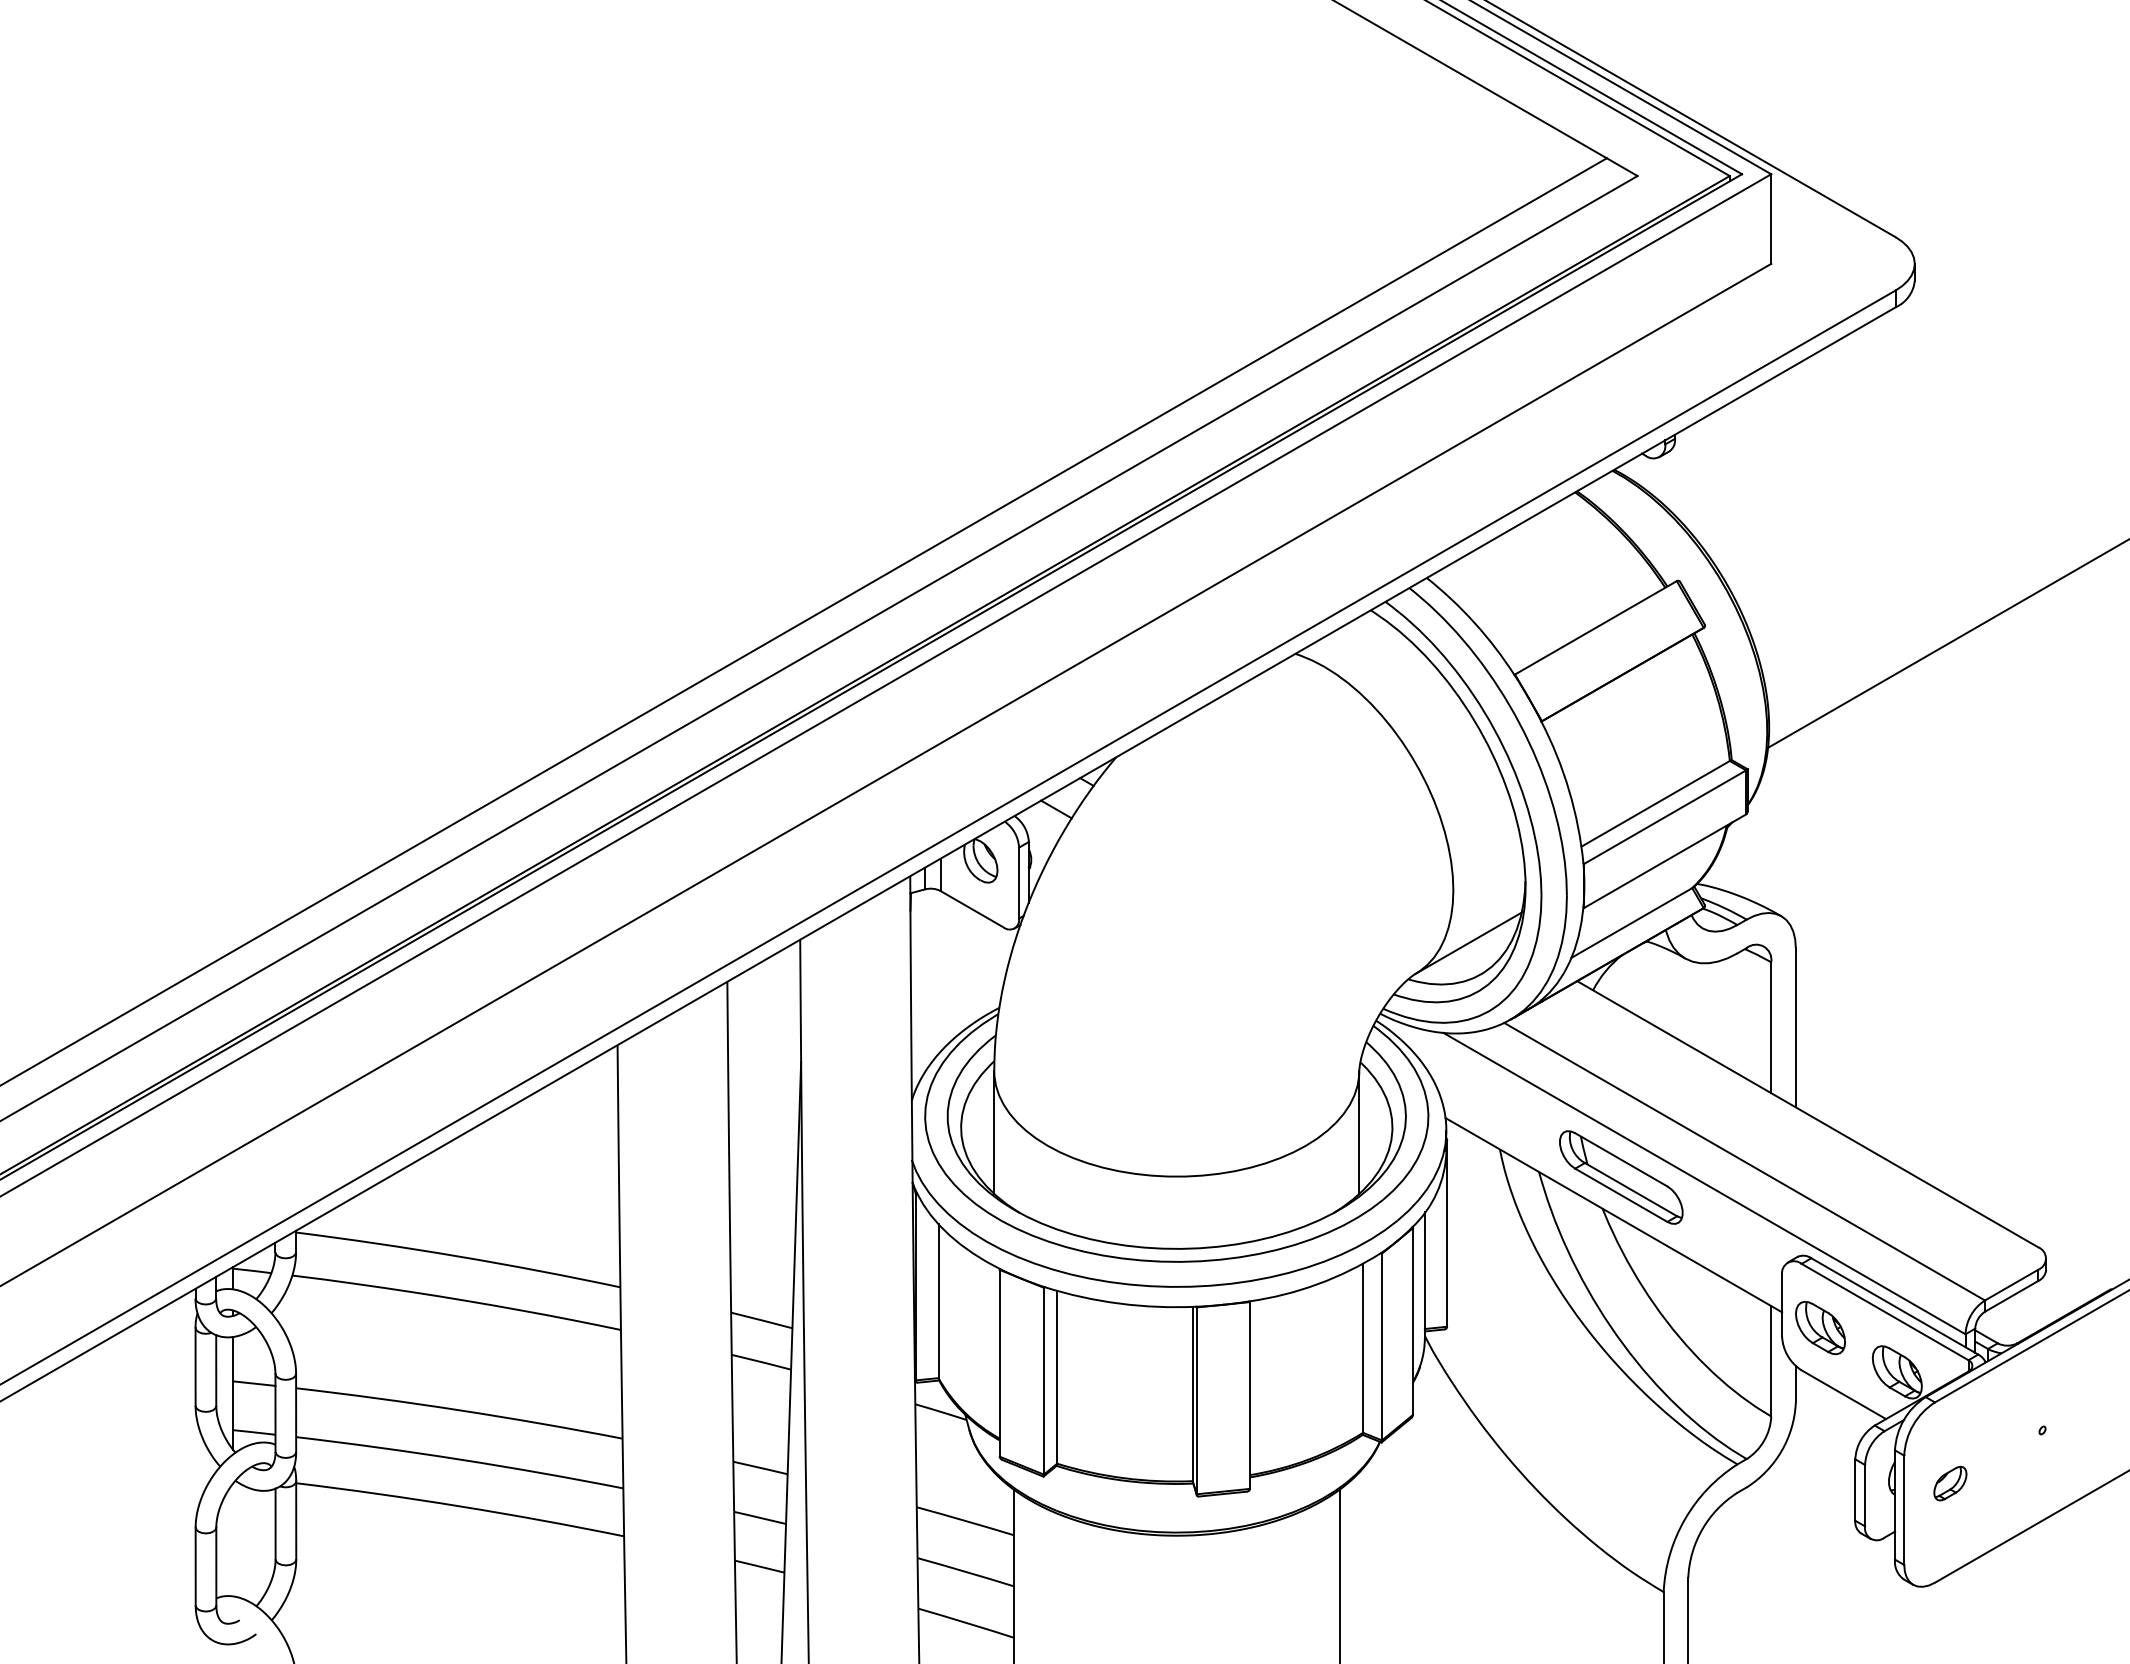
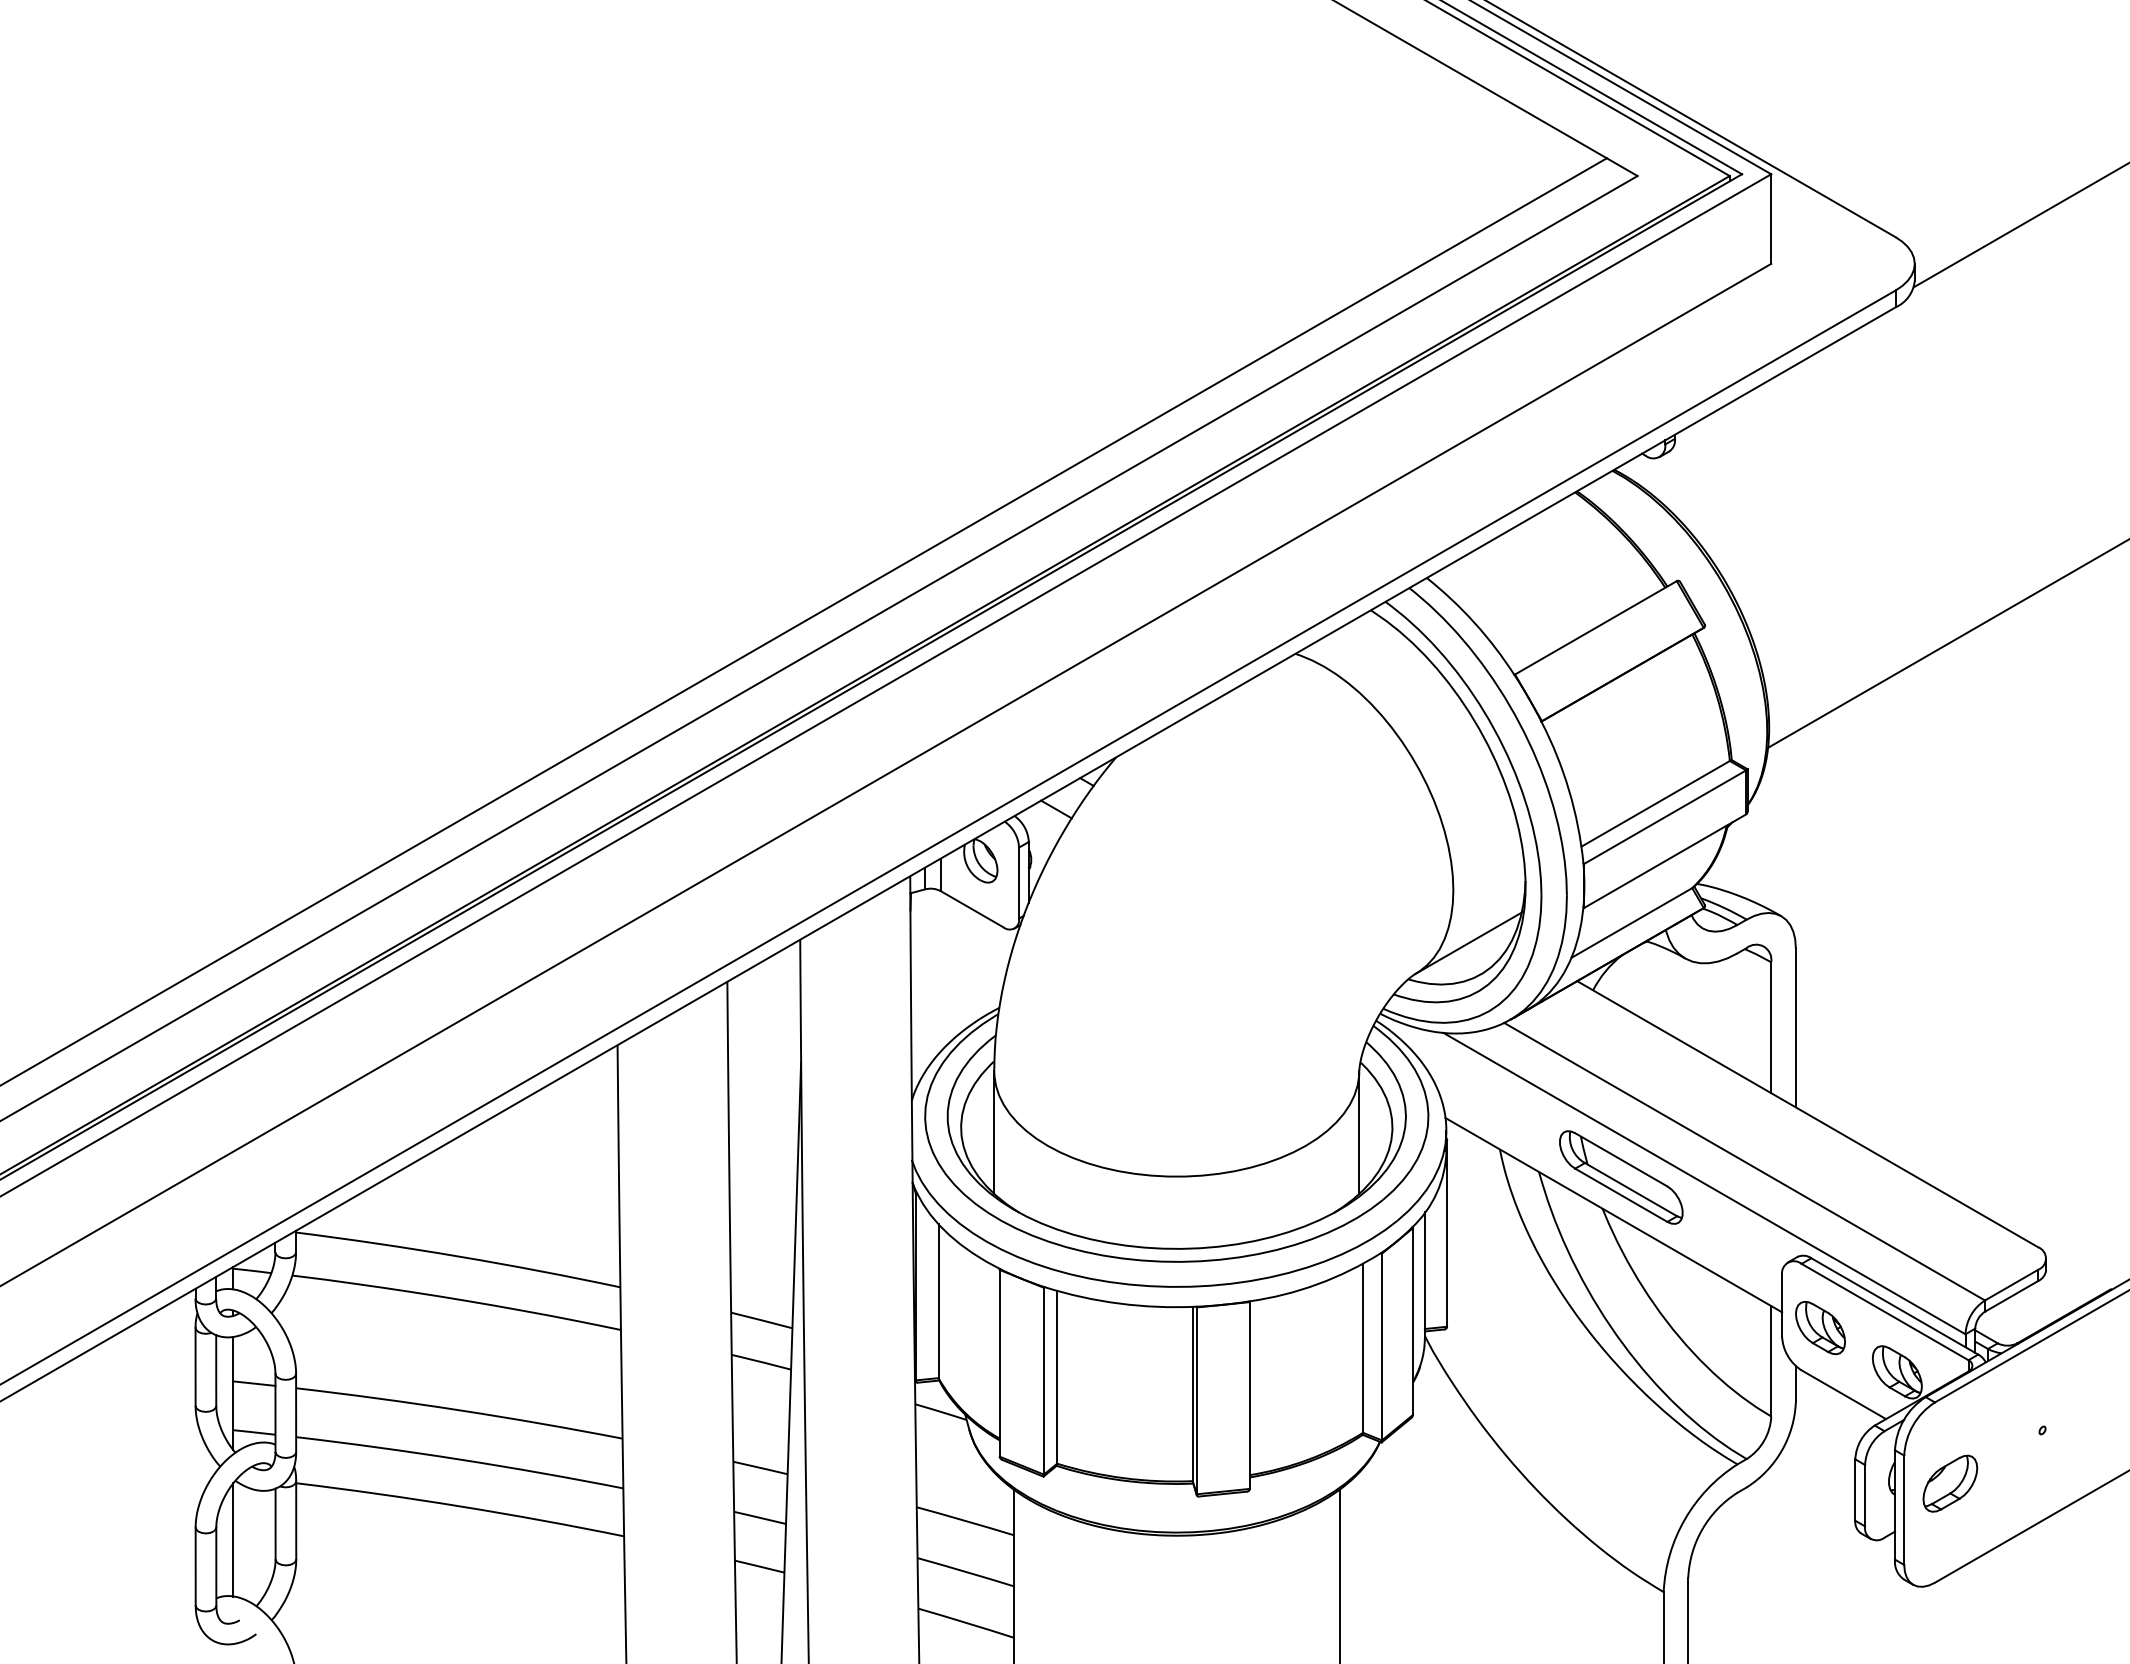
line: none -> present (2019, 225)
part size: 35x37 px -> 57x59 px (1950, 1483)
line: none -> present (233, 1539)
